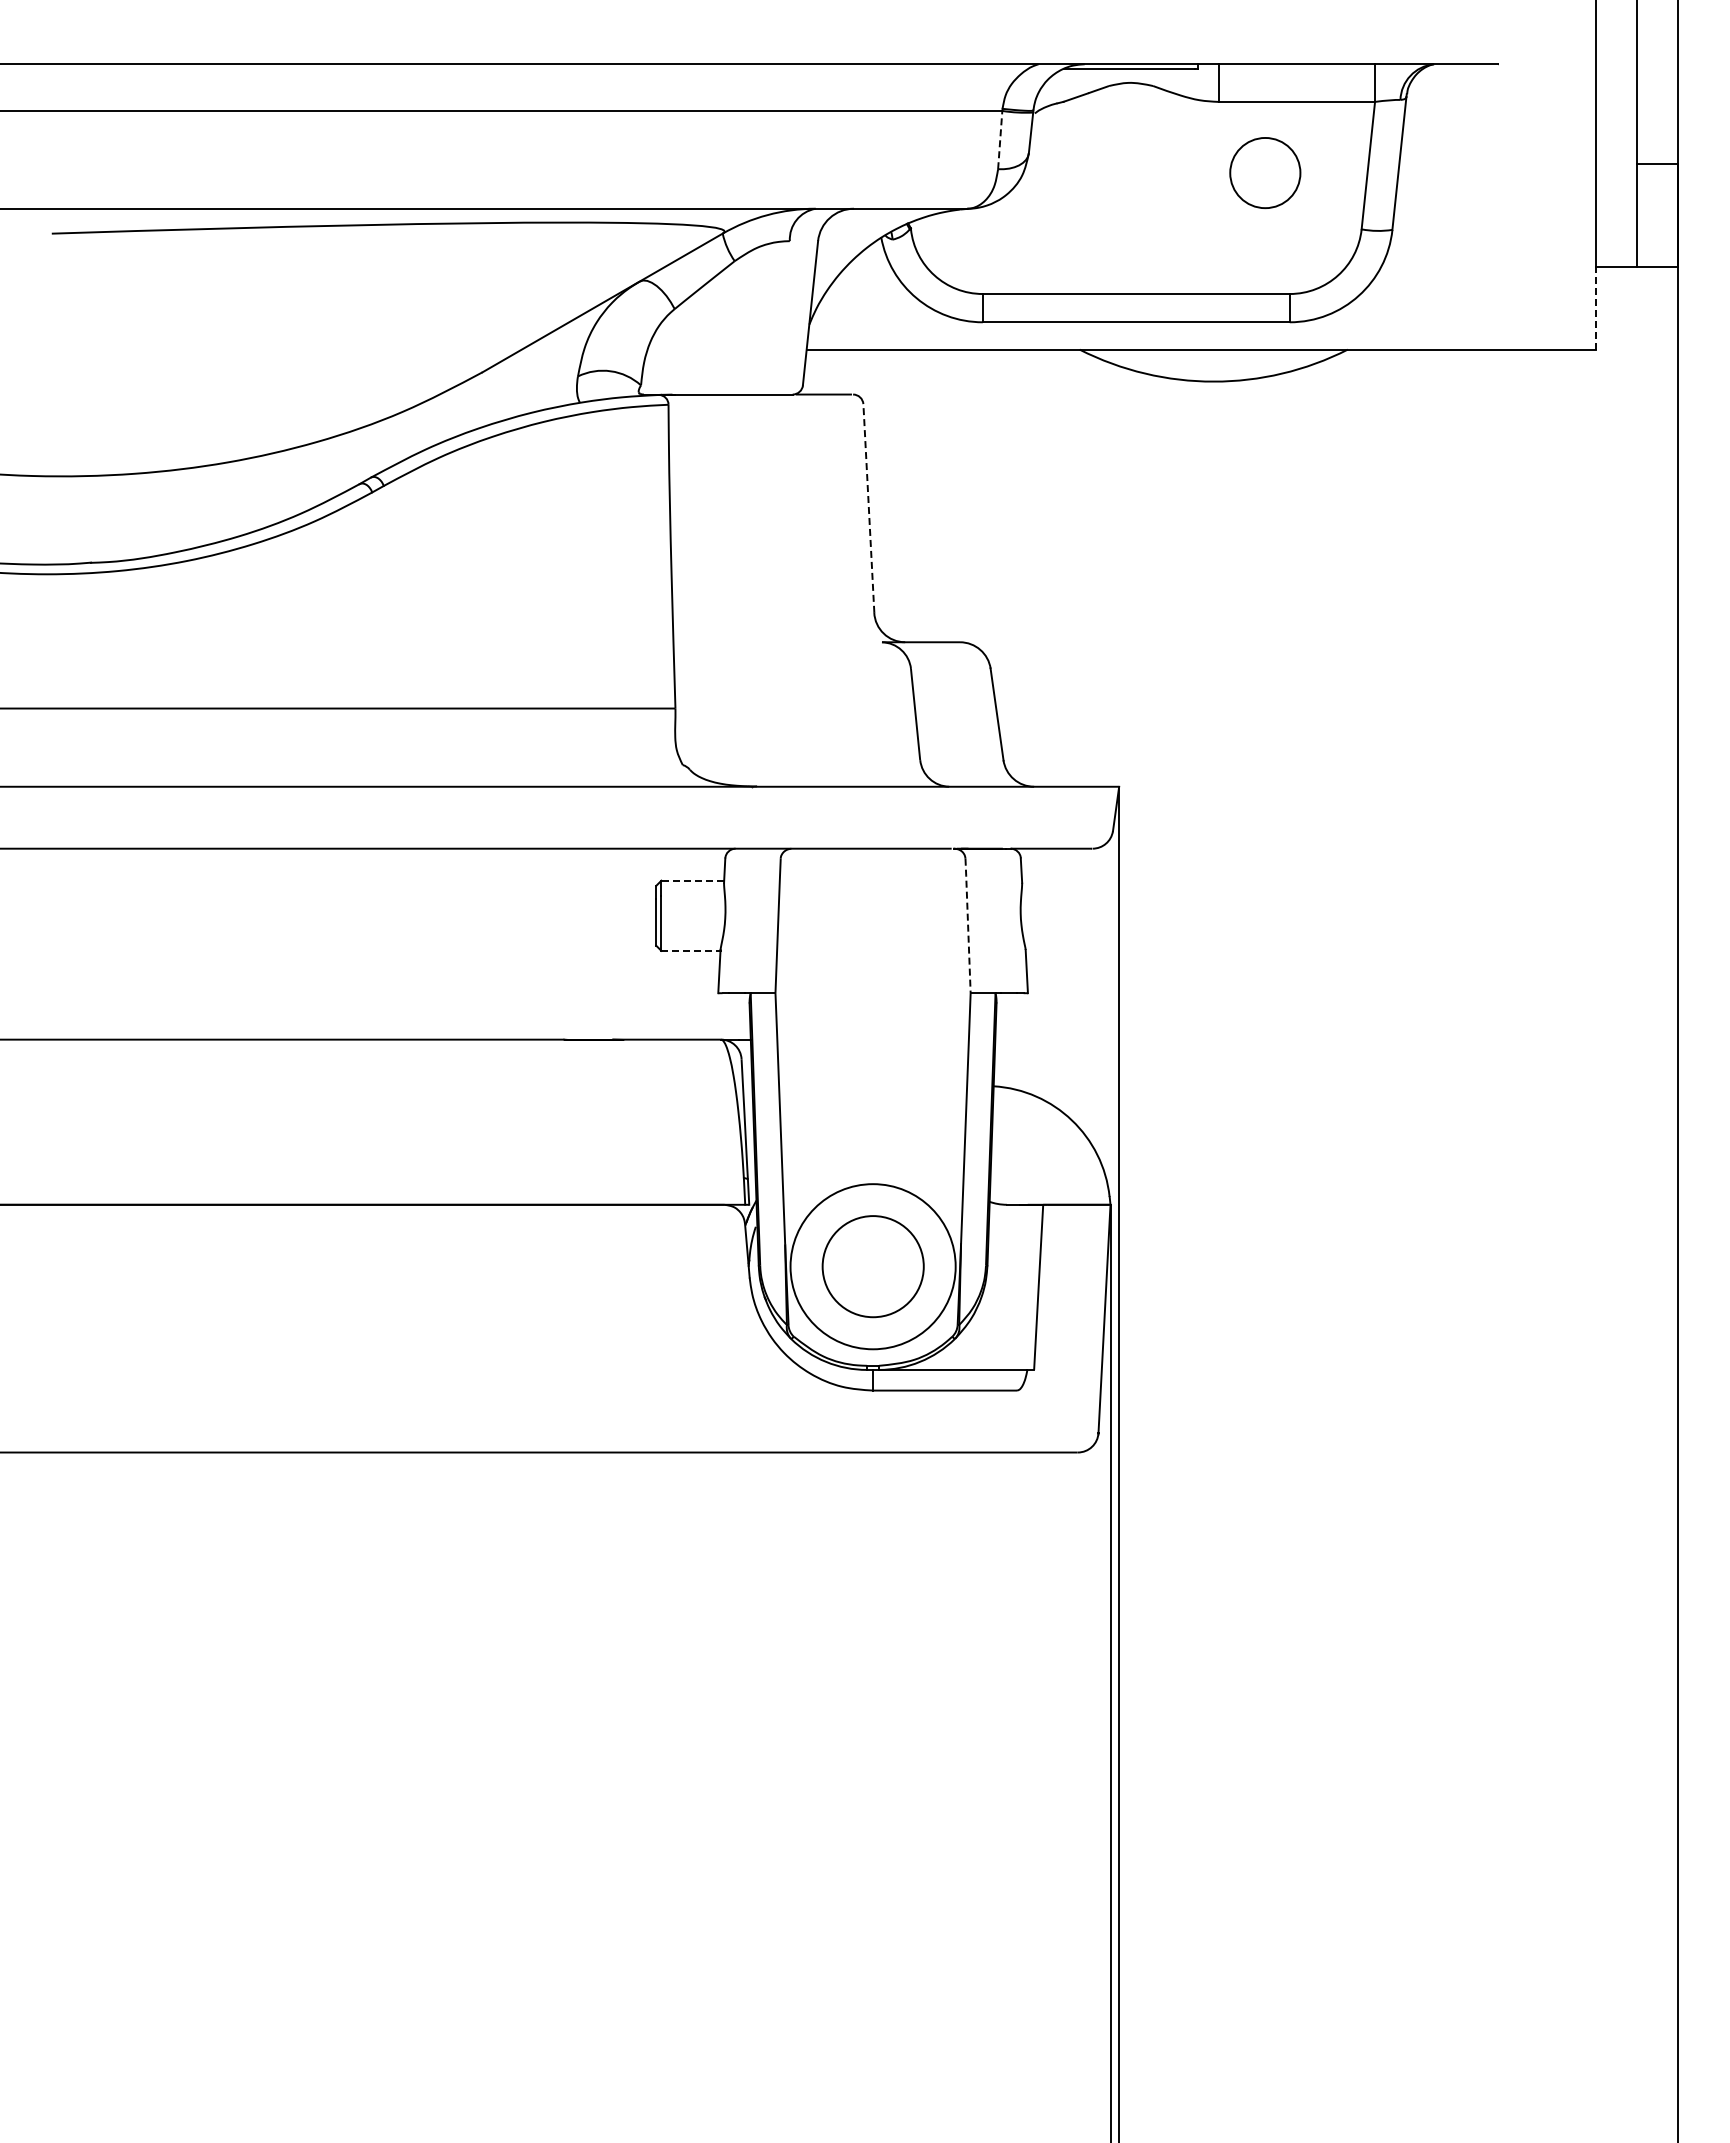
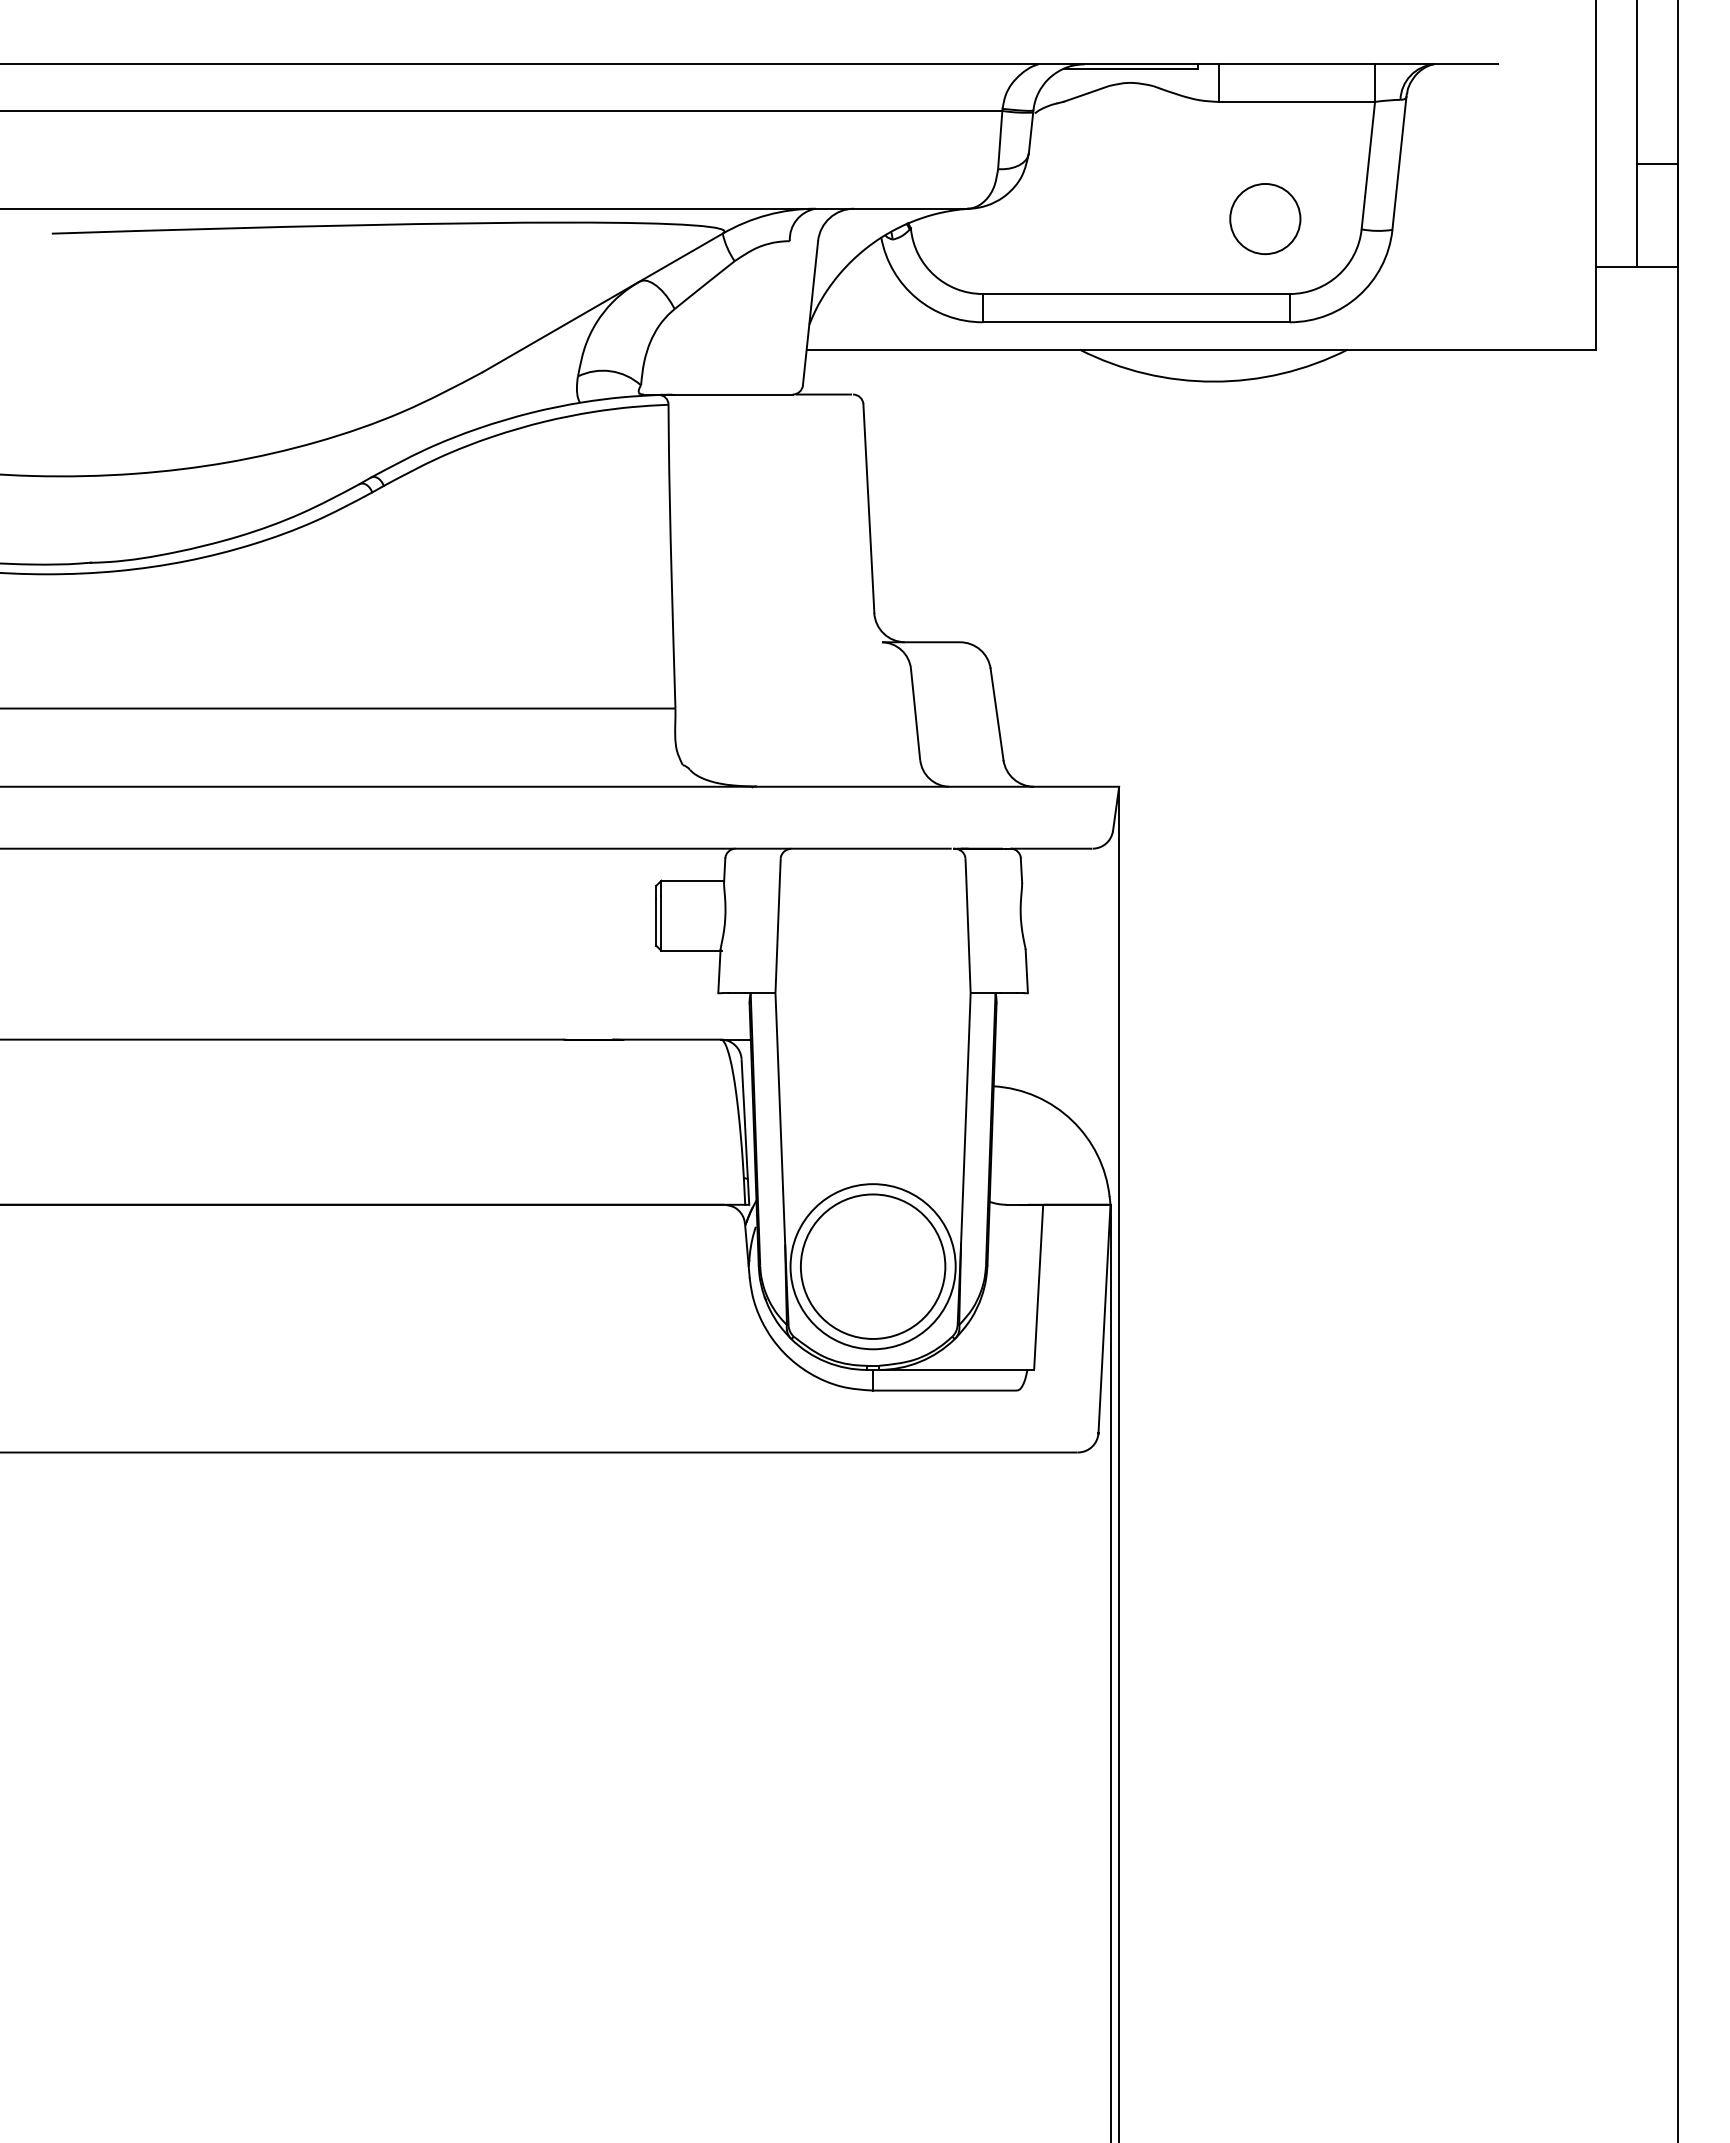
line: dashed -> solid (1000, 139)
circle position: (1265, 172) -> (1265, 218) (1265, 218)
line: dashed -> solid (1595, 307)
line: dashed -> solid (868, 508)
line: dashed -> solid (692, 880)
line: dashed -> solid (968, 925)
line: dashed -> solid (692, 950)
circle size: 104x104 px -> 147x147 px (873, 1266)
